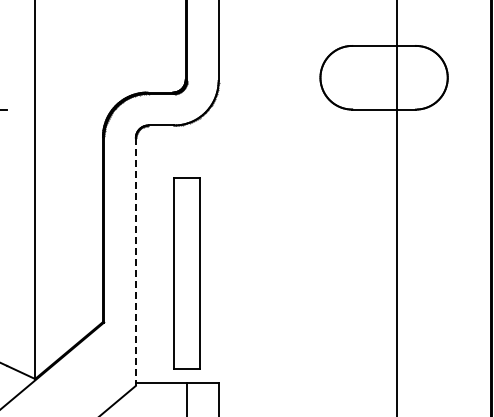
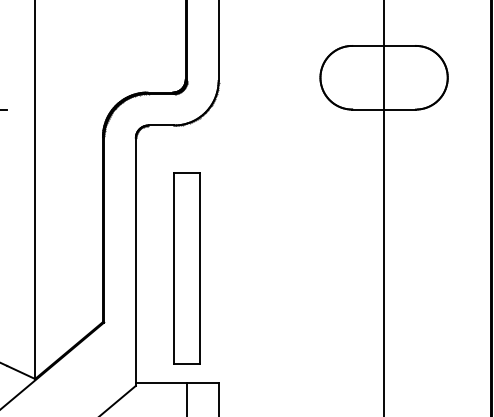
line position: (397, 207) -> (384, 207) (384, 207)
line: dashed -> solid (135, 262)
part position: (186, 273) -> (186, 268) (186, 268)
